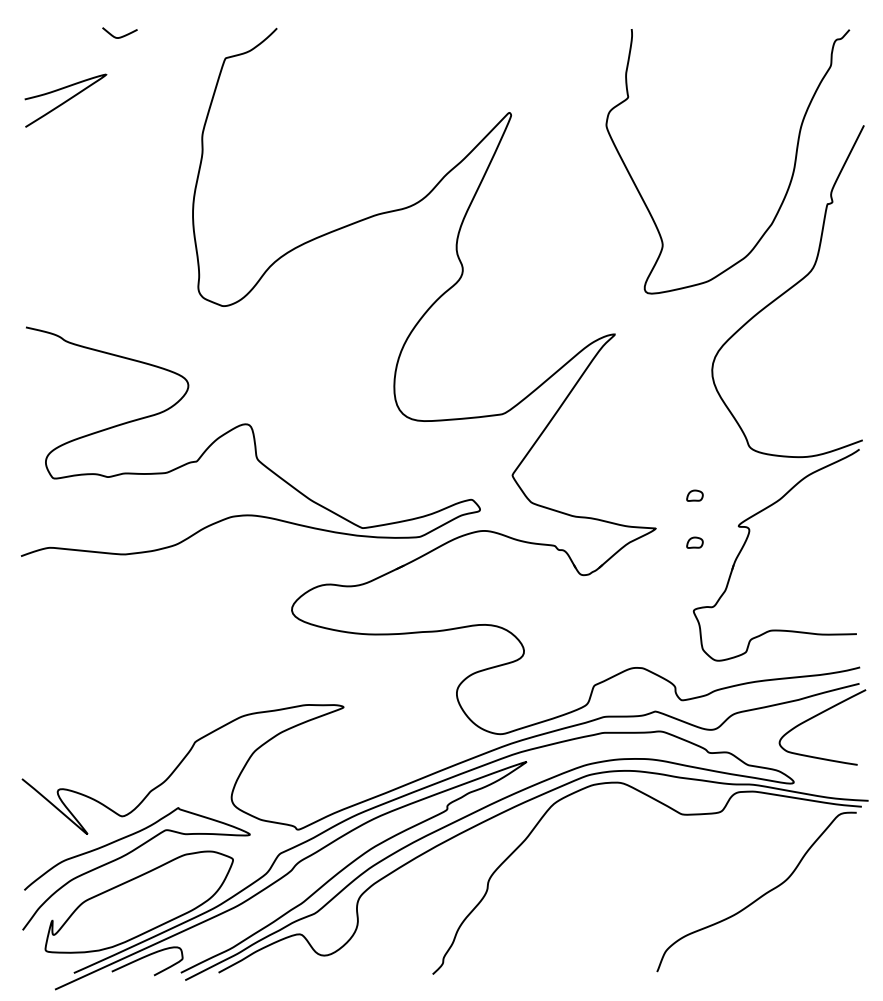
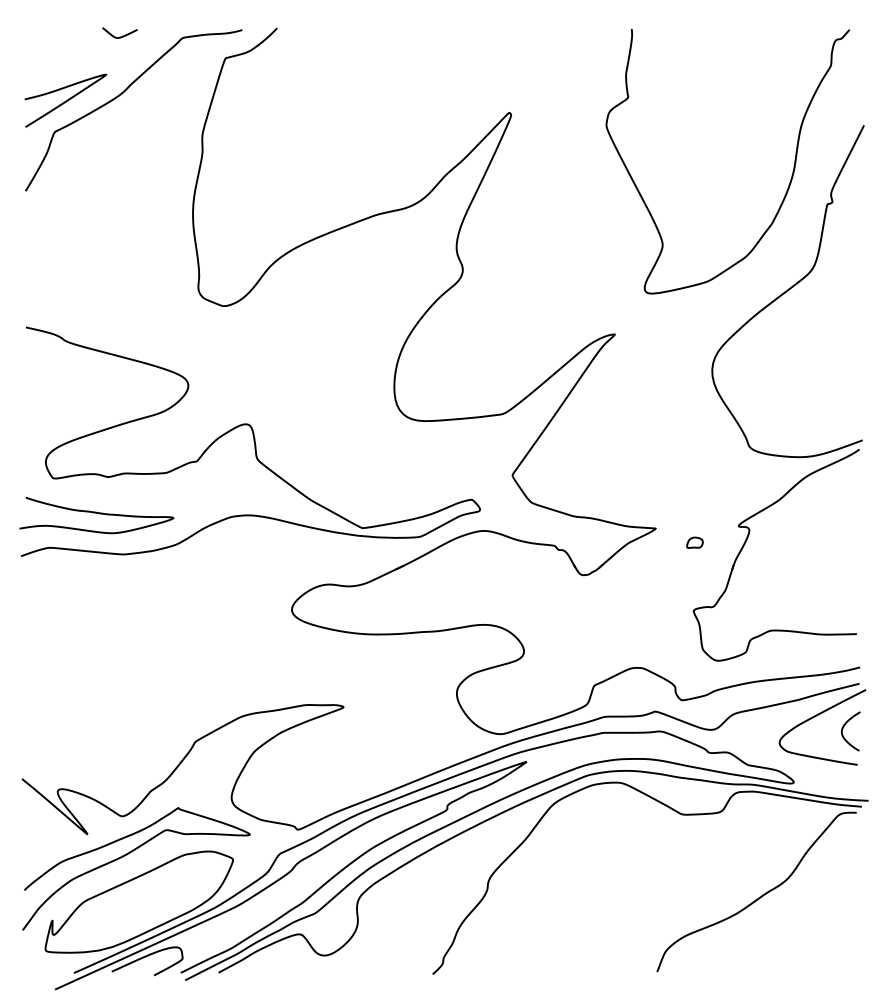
curve: none -> present (122, 94)
part: present -> none (694, 495)
curve: none -> present (96, 513)
curve: none -> present (843, 729)
